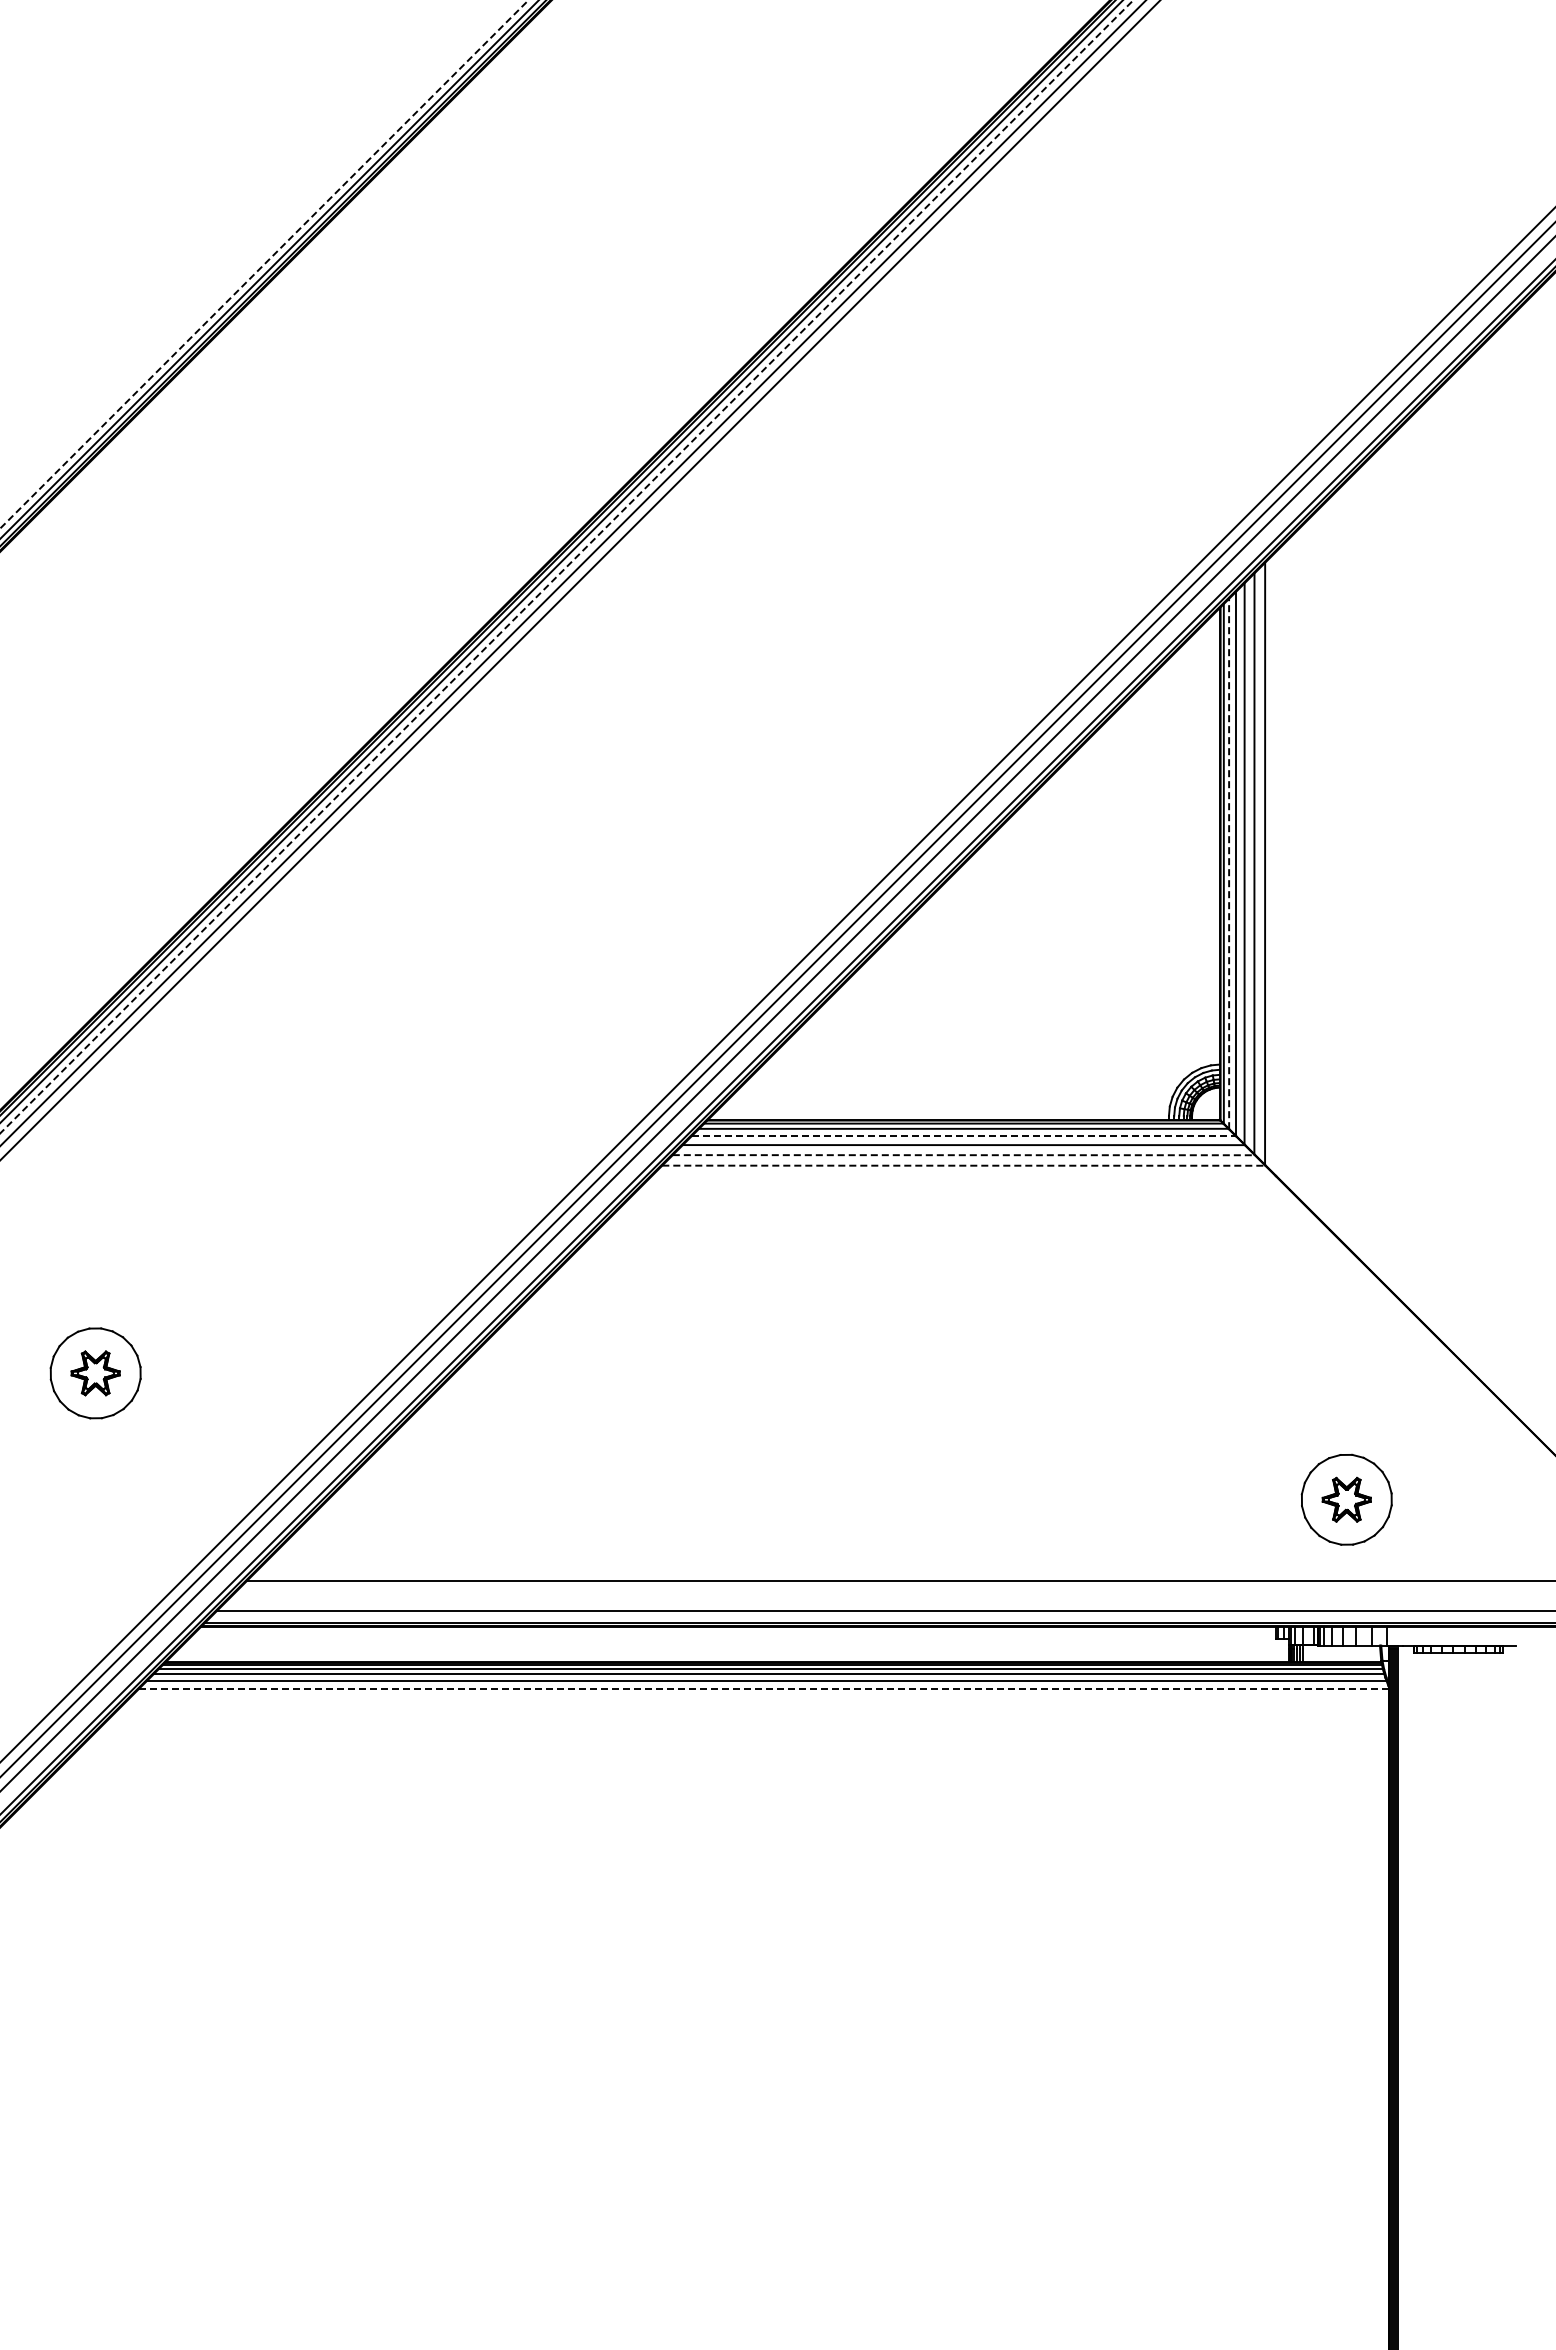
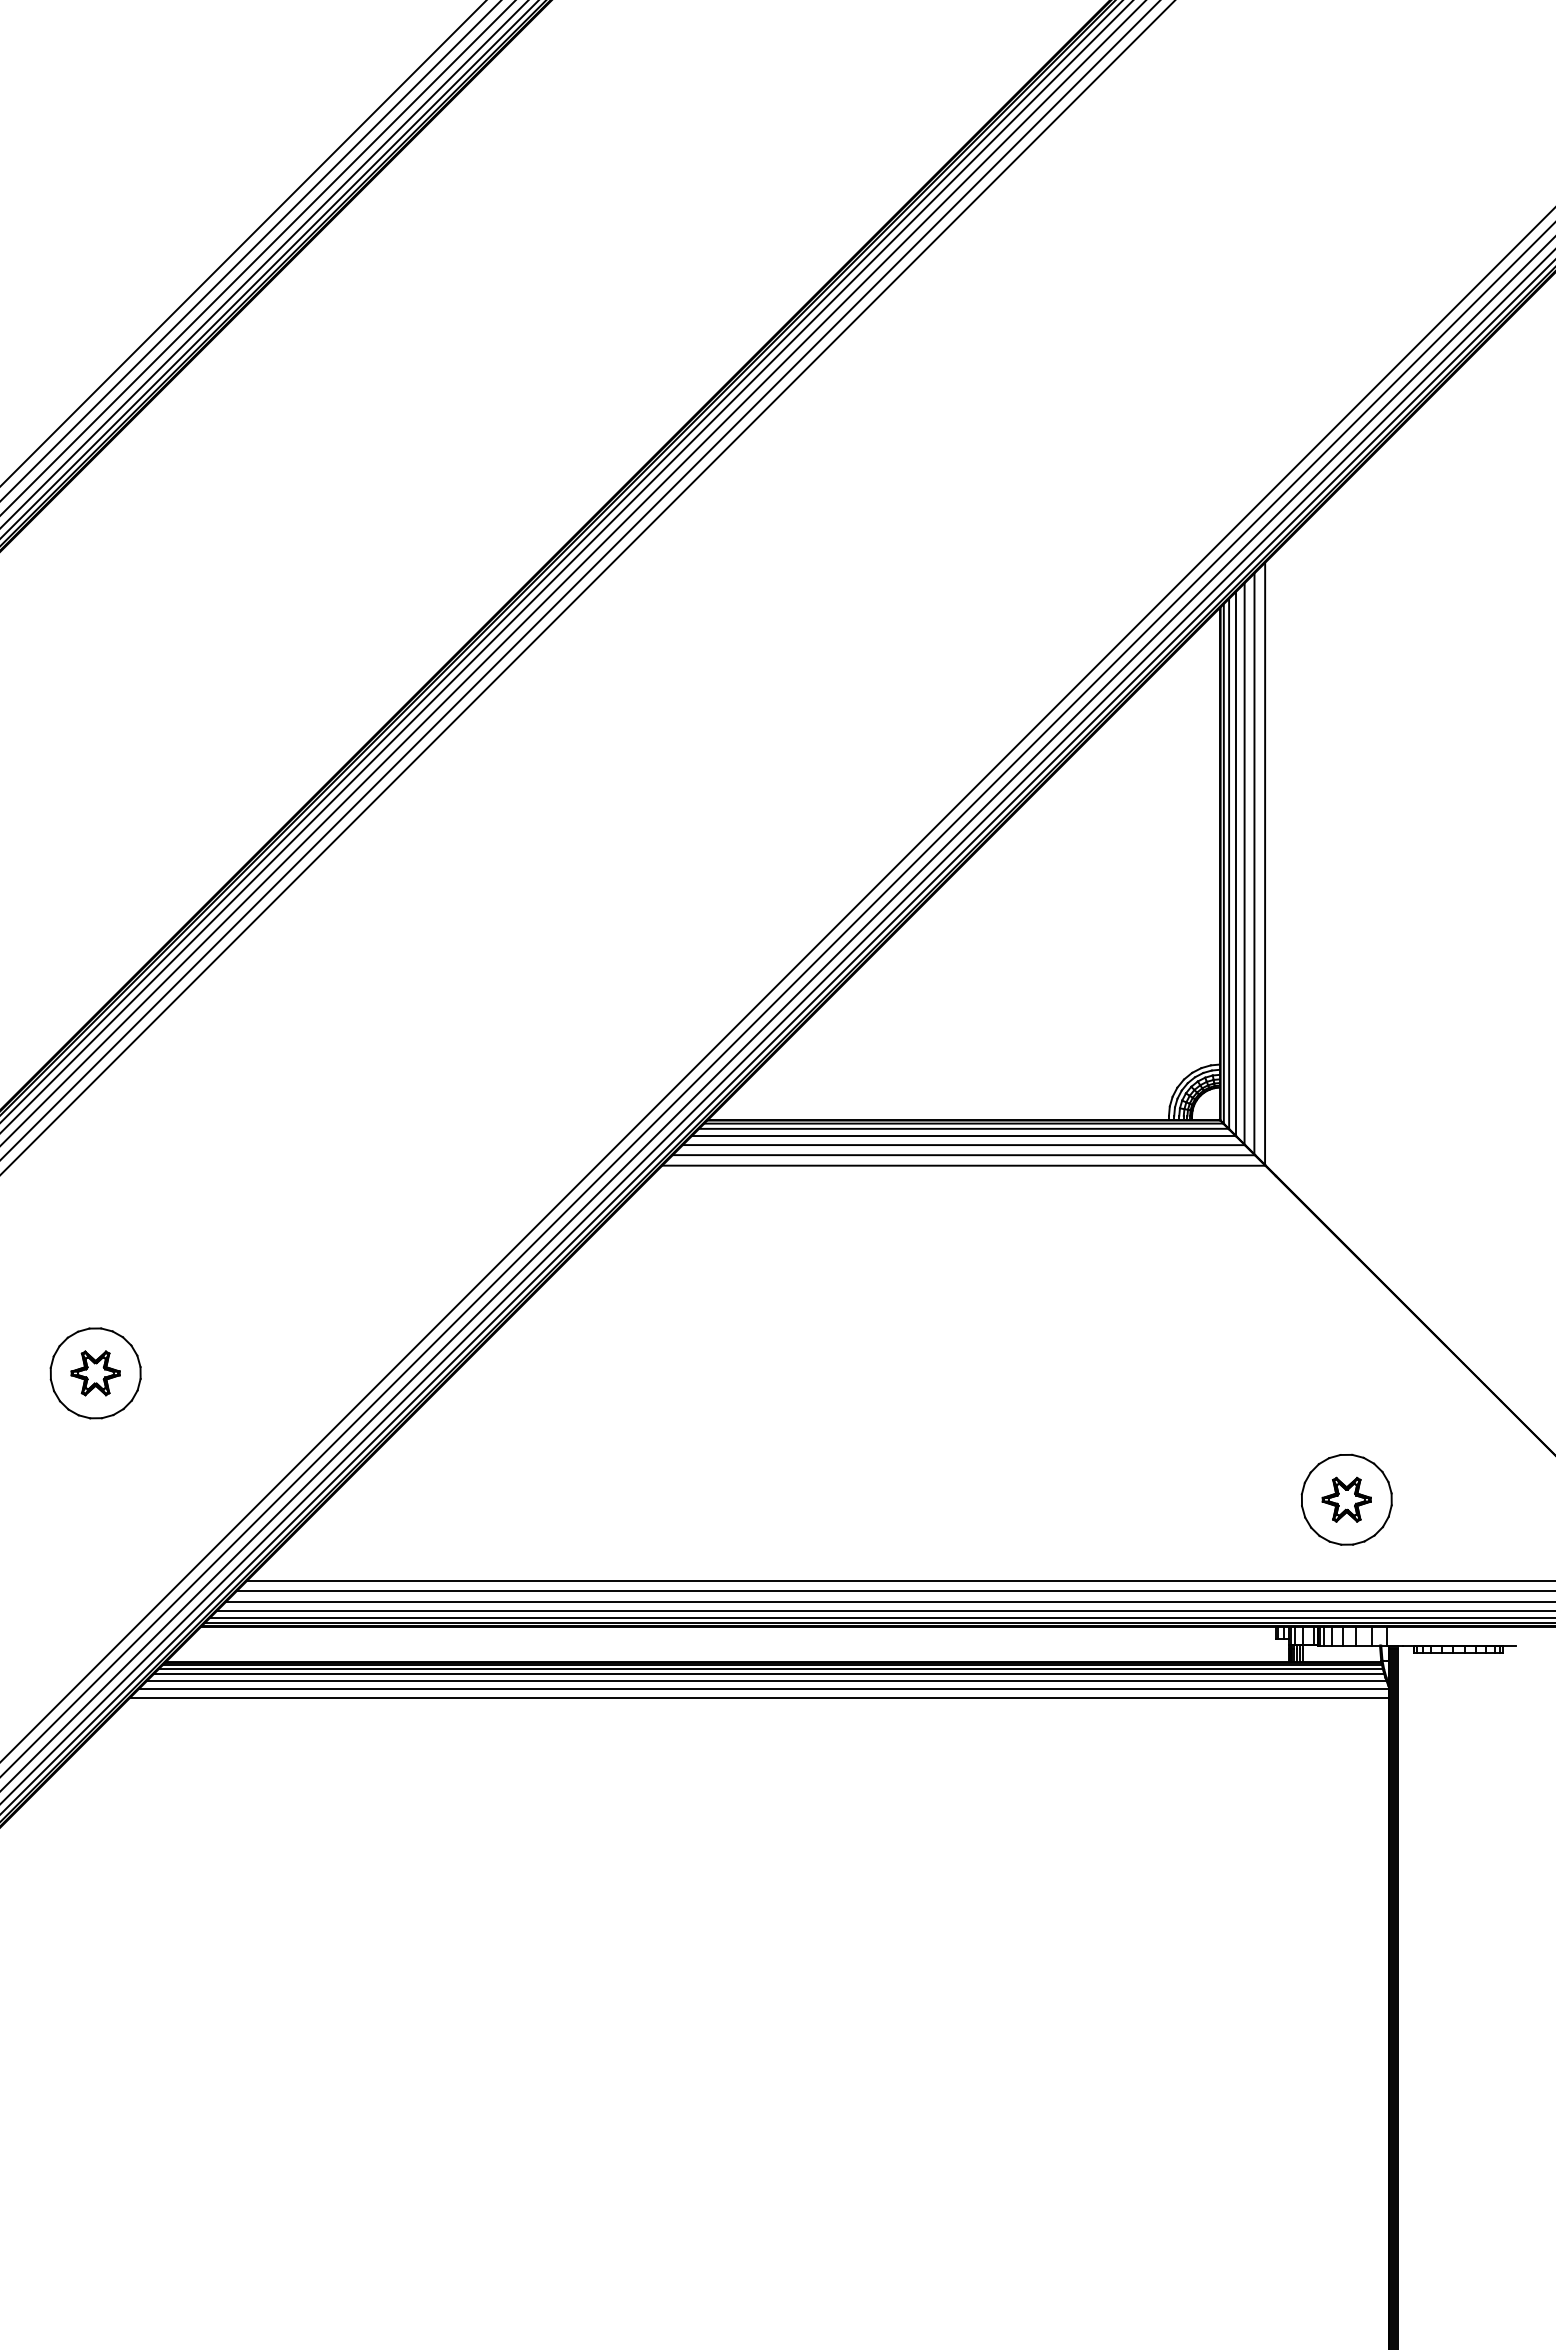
line: none -> present (243, 243)
line: none -> present (250, 250)
line: none -> present (257, 257)
line: dashed -> solid (263, 264)
line: dashed -> solid (566, 566)
line: none -> present (587, 587)
line: dashed -> solid (1229, 863)
line: none -> present (777, 1026)
line: dashed -> solid (964, 1136)
line: dashed -> solid (964, 1155)
line: dashed -> solid (963, 1165)
line: none -> present (894, 1591)
line: none -> present (889, 1601)
line: none -> present (881, 1617)
line: dashed -> solid (763, 1689)
line: none -> present (759, 1697)
